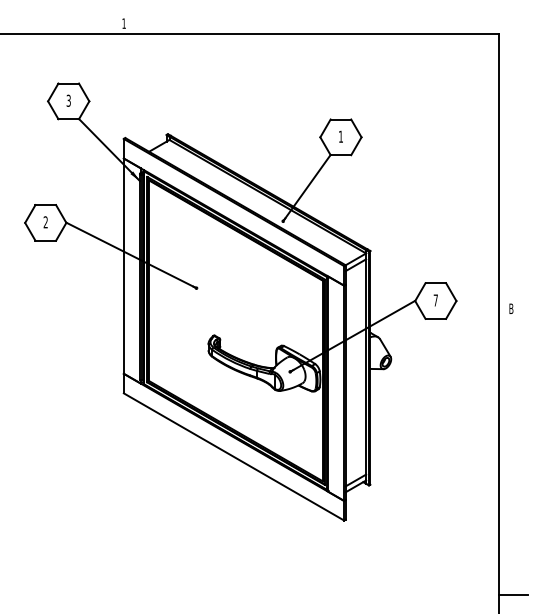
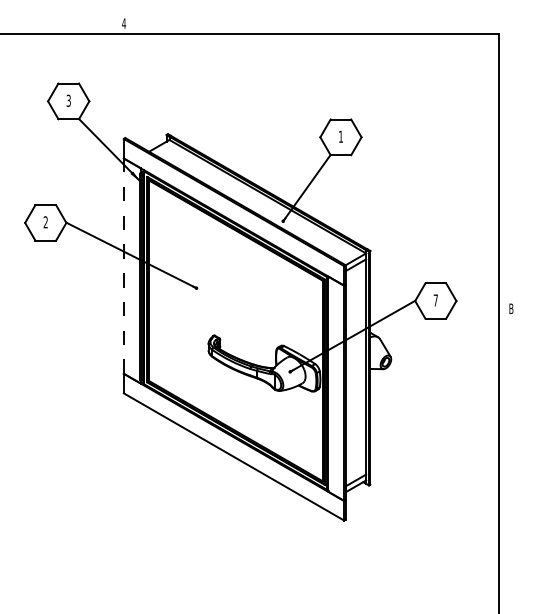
text: 1 -> 4 (124, 23)
line: solid -> dashed (123, 266)
line: present -> none (513, 594)
